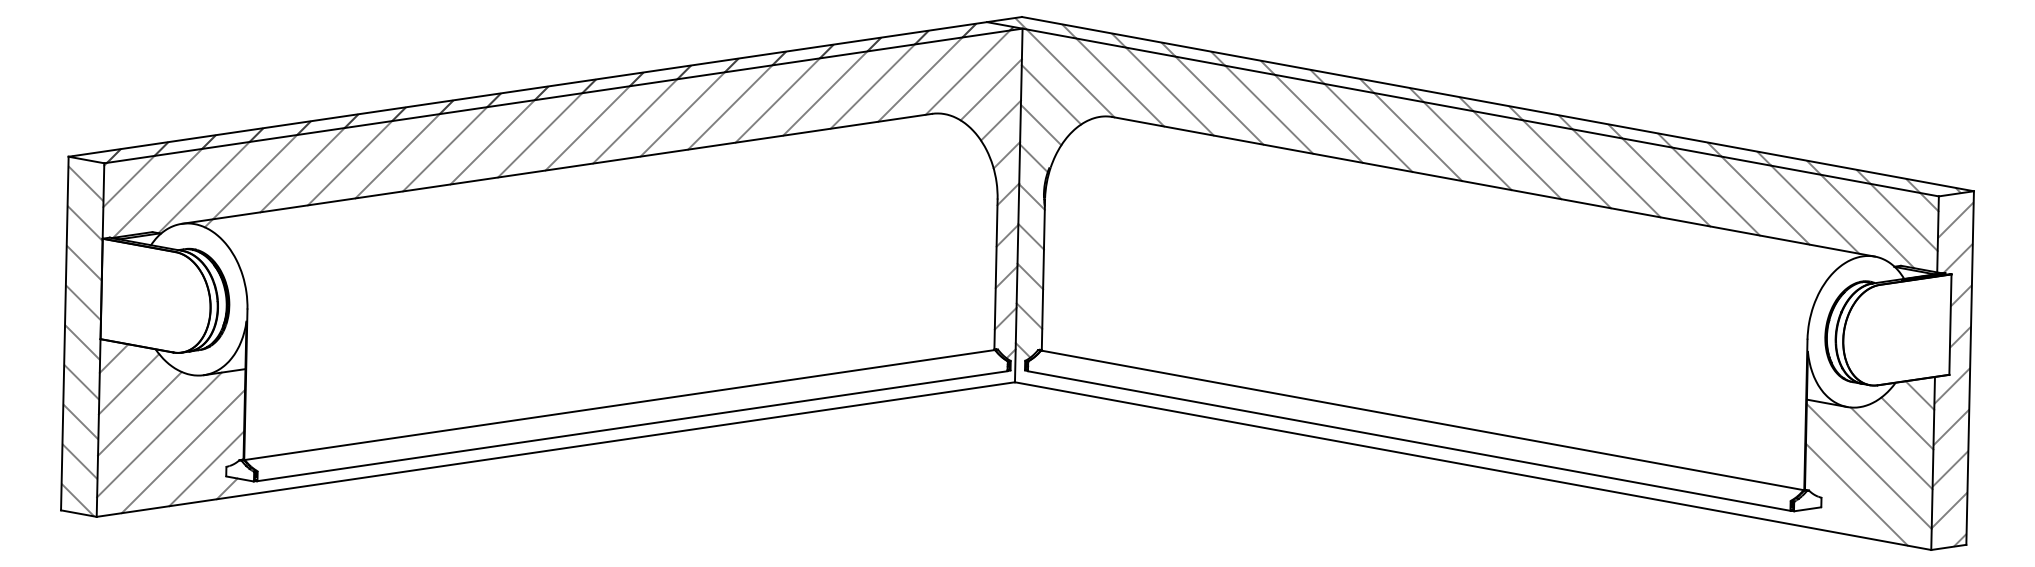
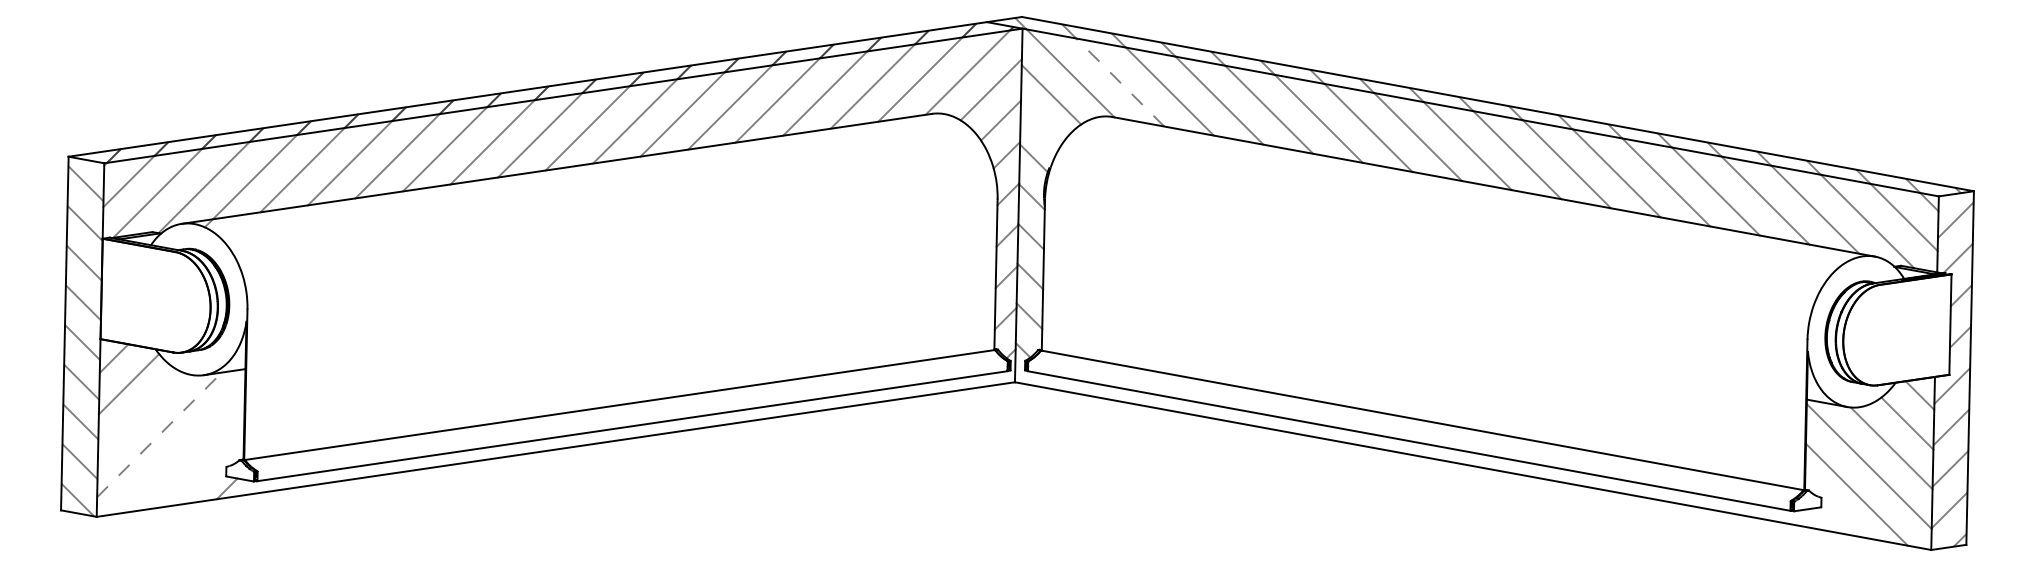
line: solid -> dashed (1119, 82)
line: present -> none (1040, 124)
line: present -> none (139, 413)
line: solid -> dashed (159, 434)
line: present -> none (183, 451)
line: present -> none (206, 468)
